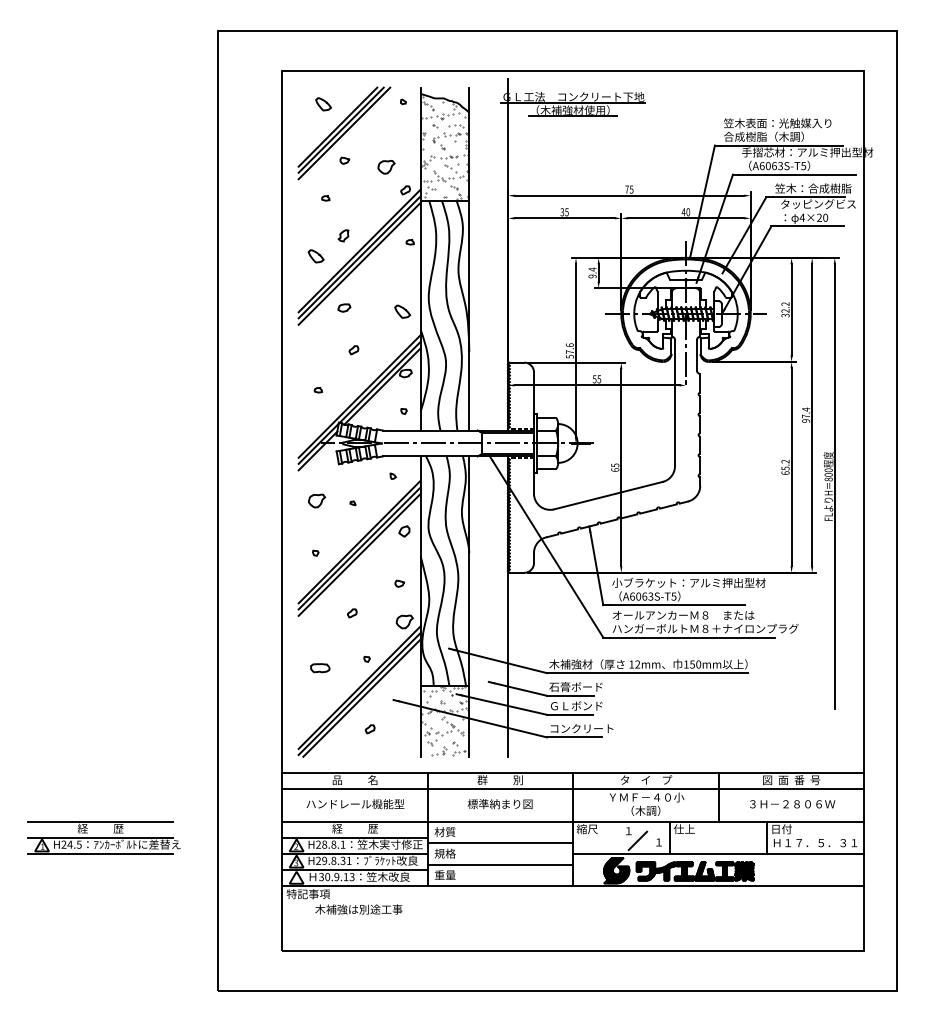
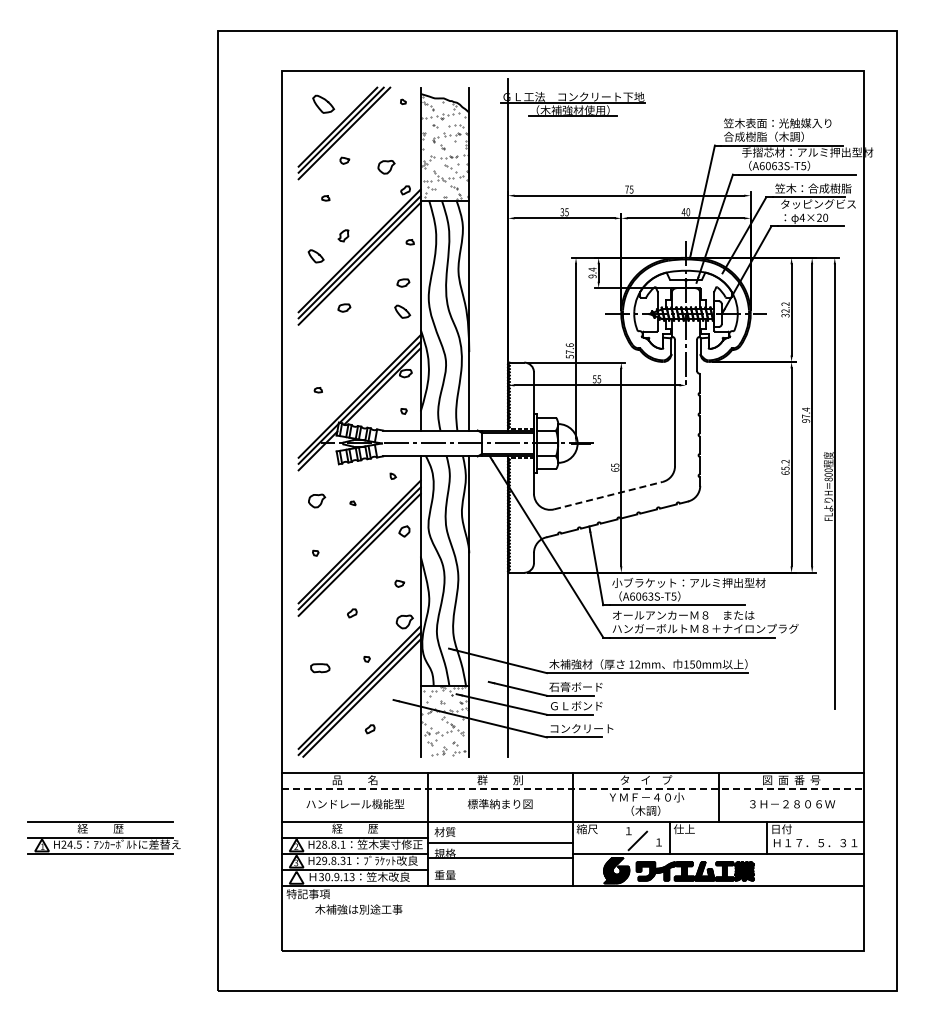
part size: 17x15 px -> 24x20 px (323, 103)
part: none -> present (403, 282)
part: present -> none (353, 350)
line: solid -> dashed (608, 495)
line: solid -> dashed (573, 789)
line position: (500, 864) -> (500, 857) (500, 857)
